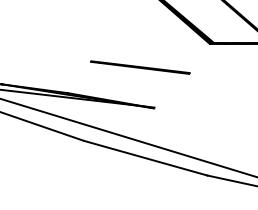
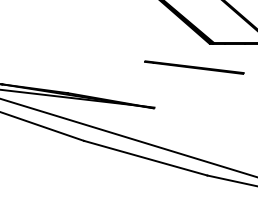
line position: (140, 67) -> (194, 67) (194, 67)
